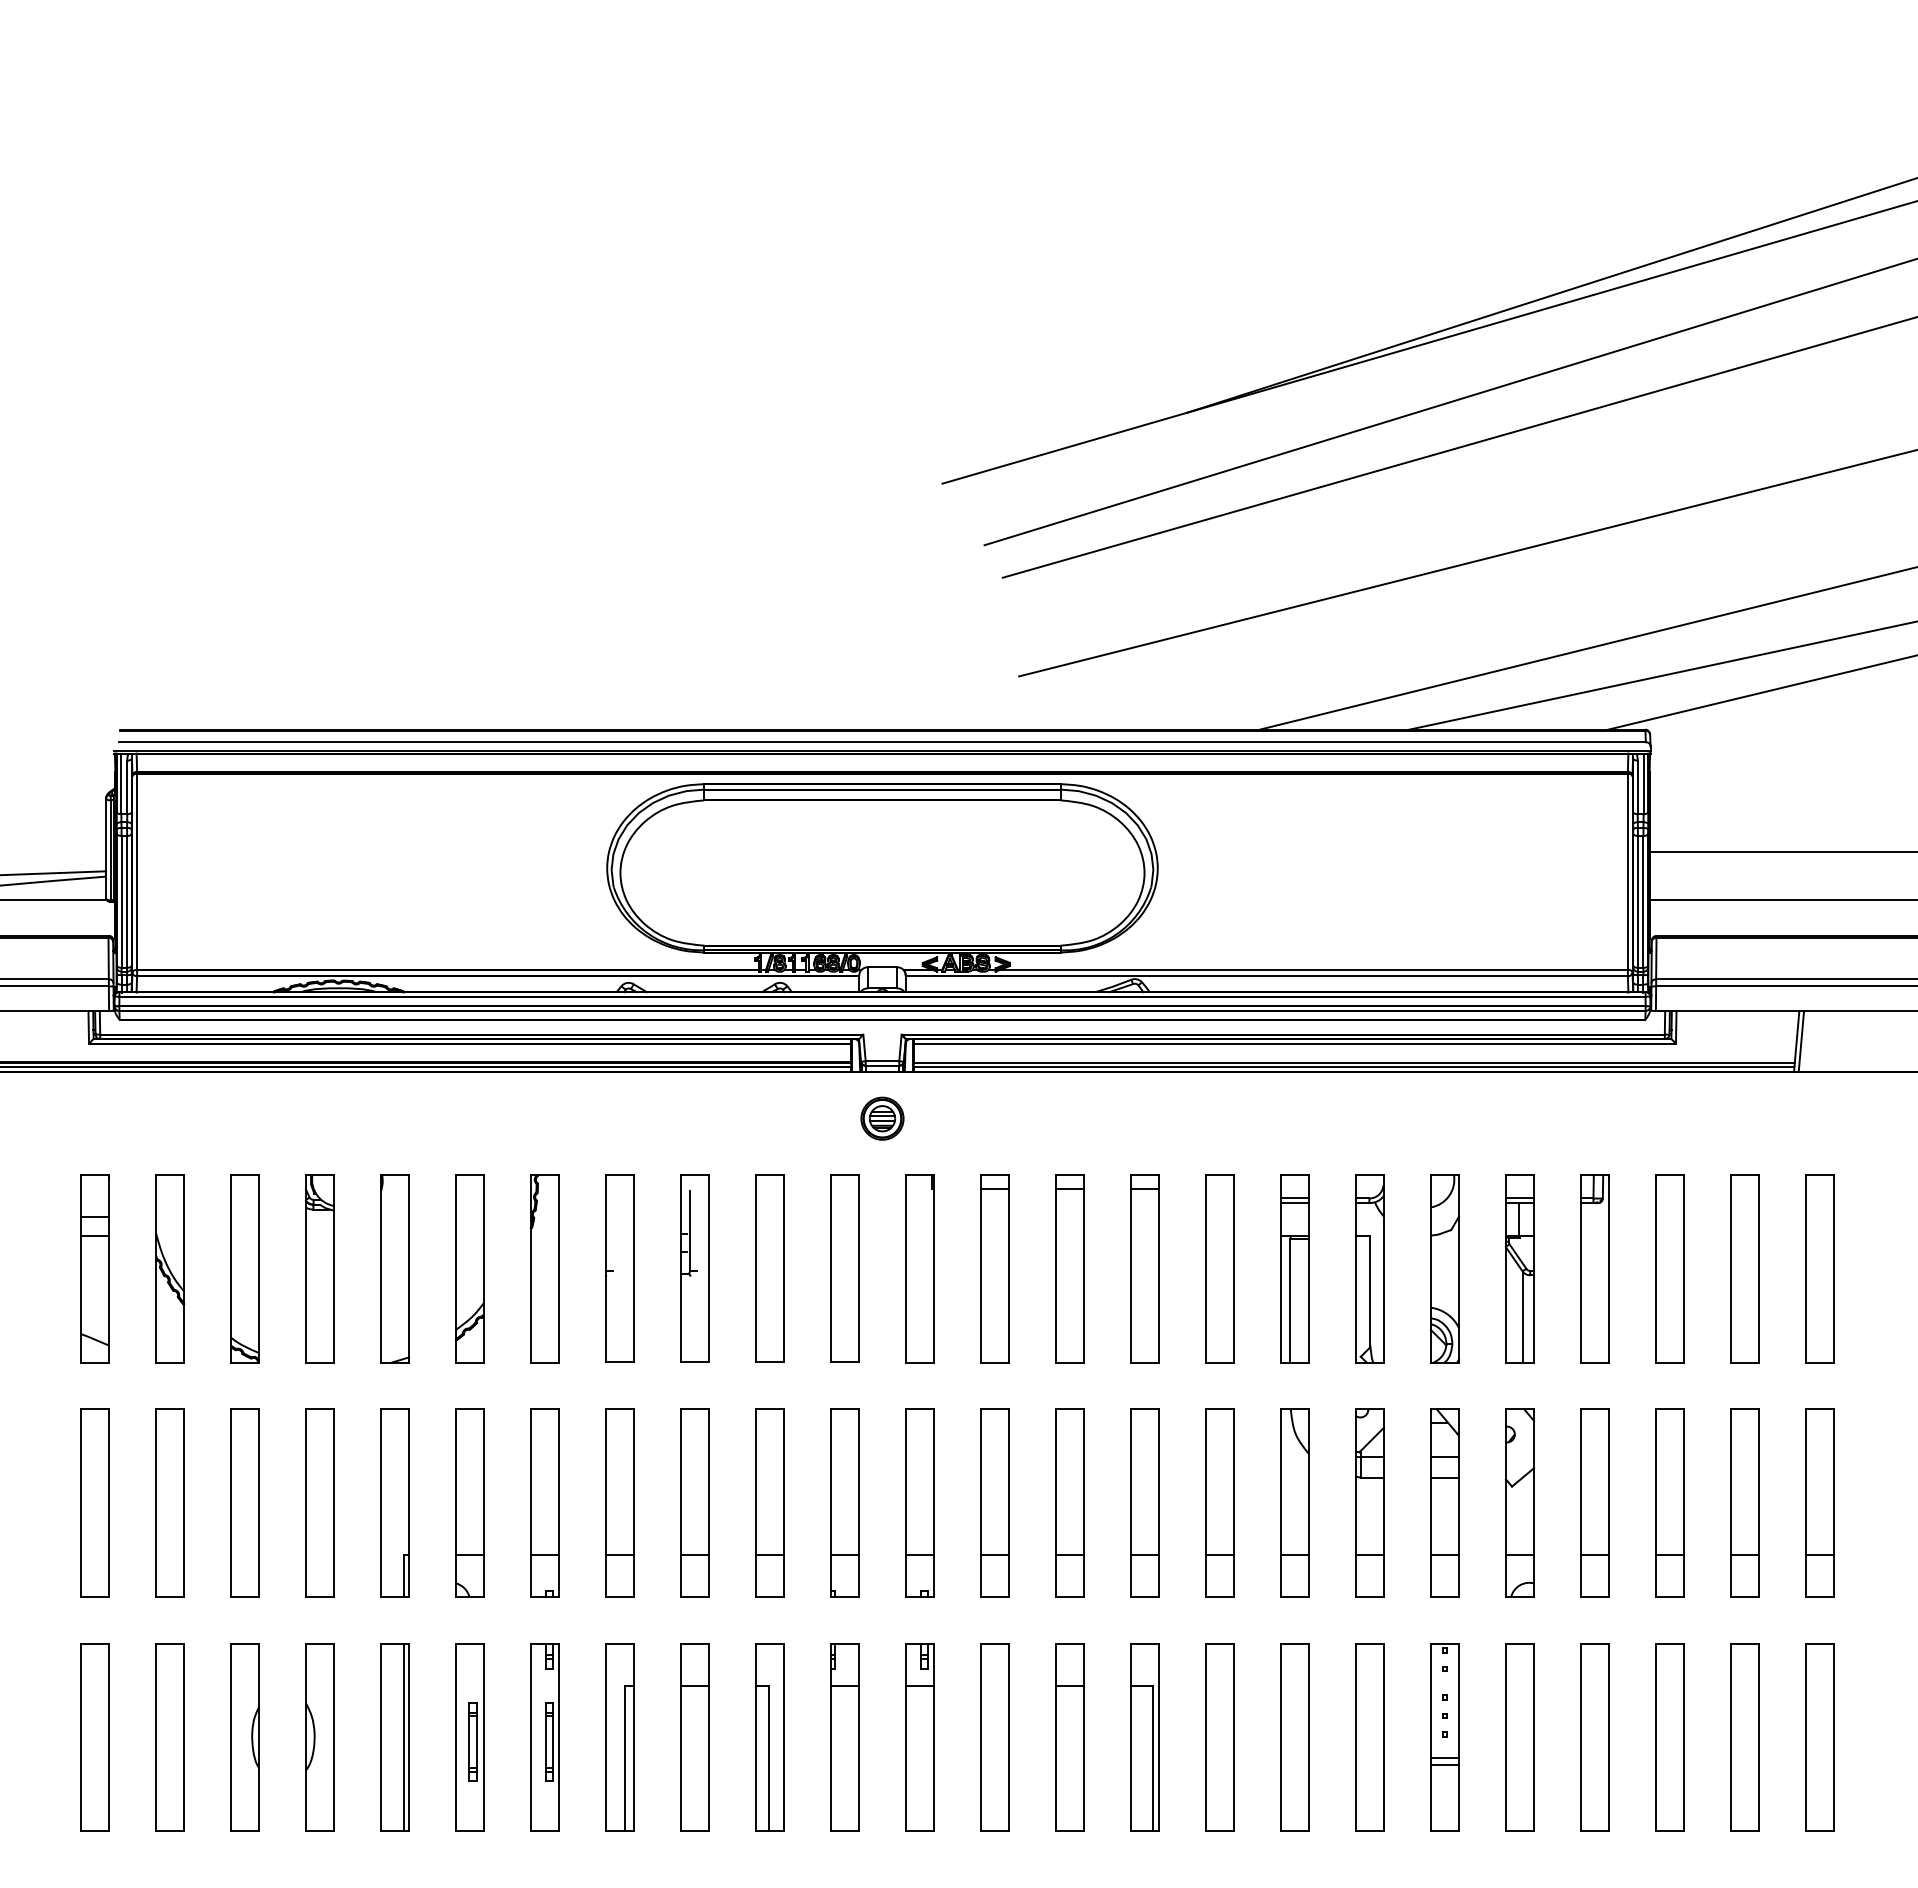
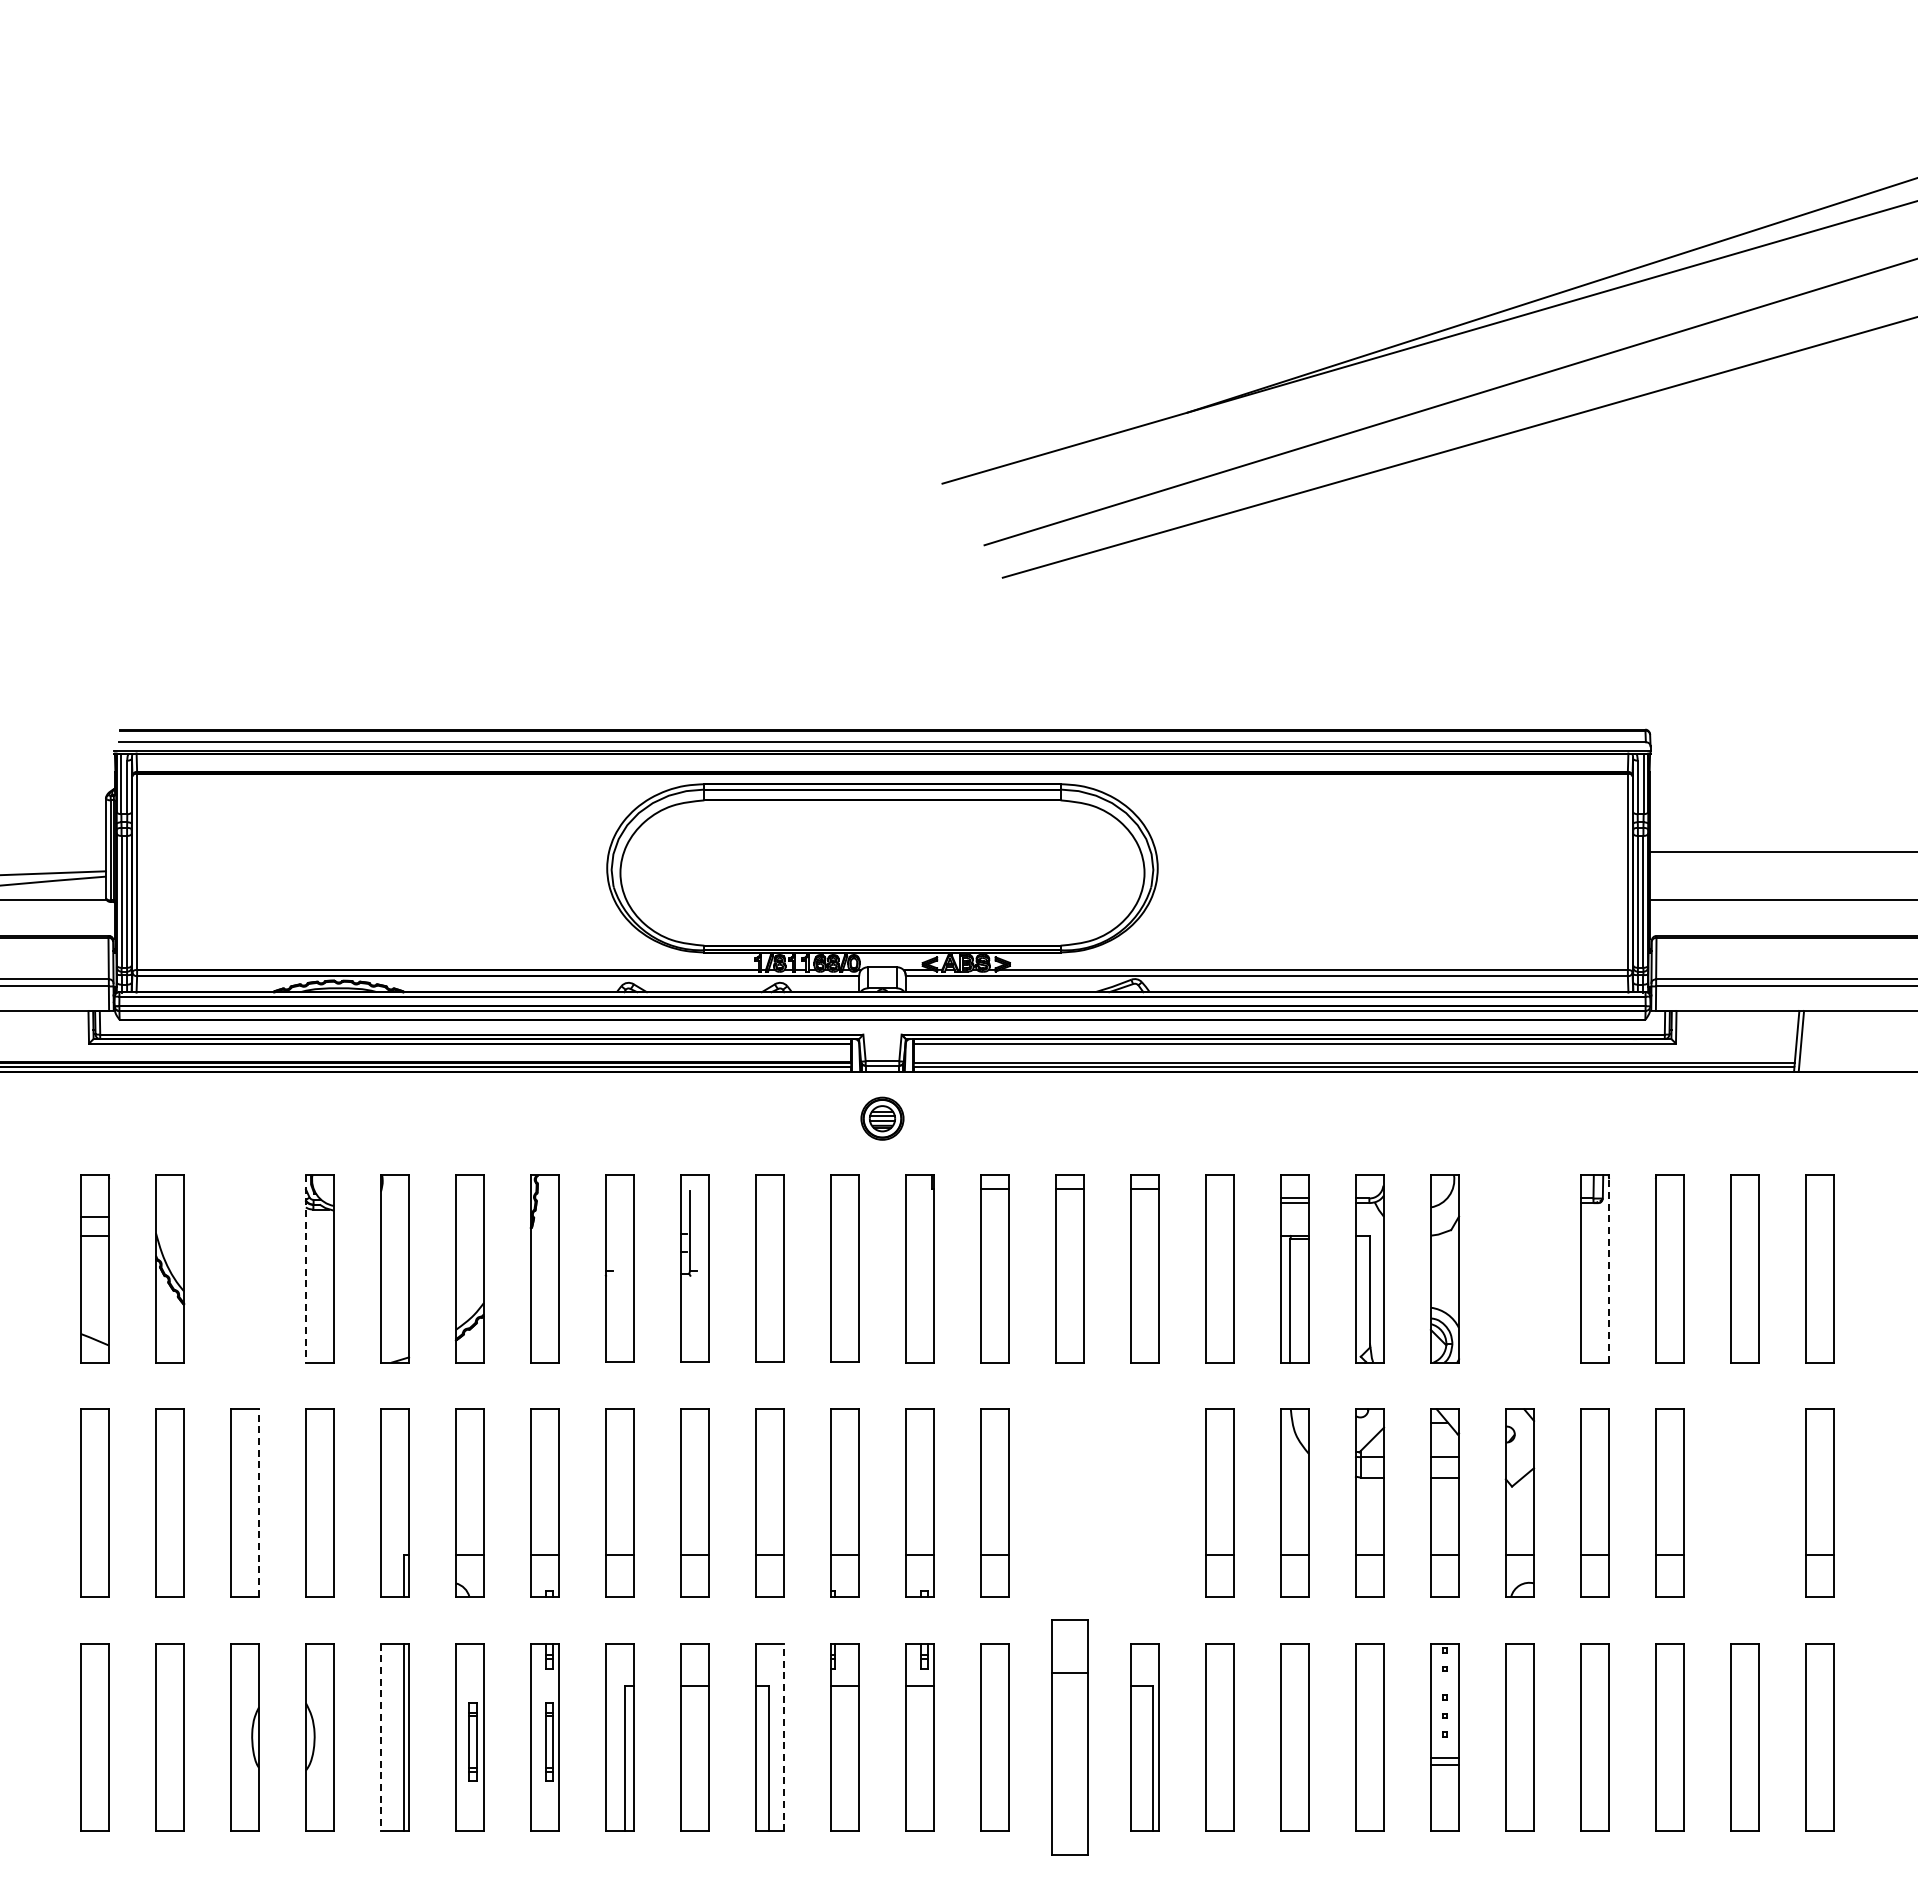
line: present -> none (1466, 563)
line: present -> none (1587, 648)
line: present -> none (1661, 675)
line: present -> none (1761, 692)
part: present -> none (244, 1268)
line: solid -> dashed (305, 1268)
part: present -> none (1519, 1268)
line: solid -> dashed (1609, 1268)
part: present -> none (1069, 1502)
part: present -> none (1144, 1502)
part: present -> none (1744, 1502)
line: solid -> dashed (259, 1503)
line: solid -> dashed (380, 1737)
line: solid -> dashed (784, 1737)
part size: 30x189 px -> 38x237 px (1069, 1737)
